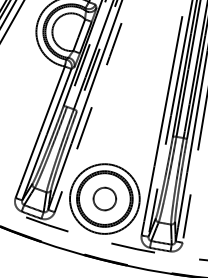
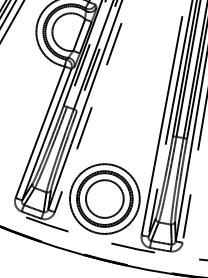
circle diameter: 23 px -> 38 px (104, 198)
